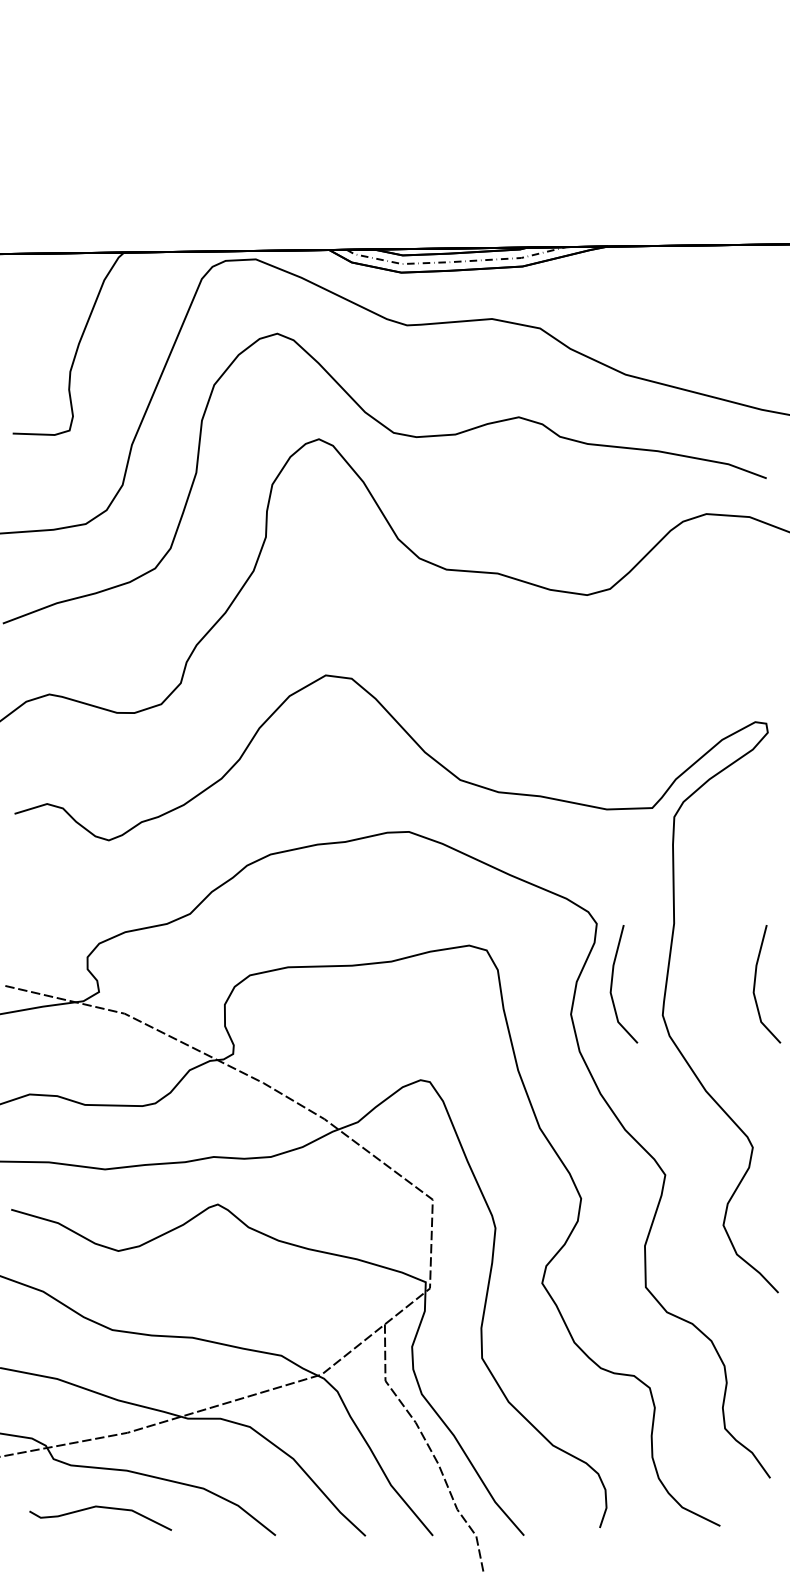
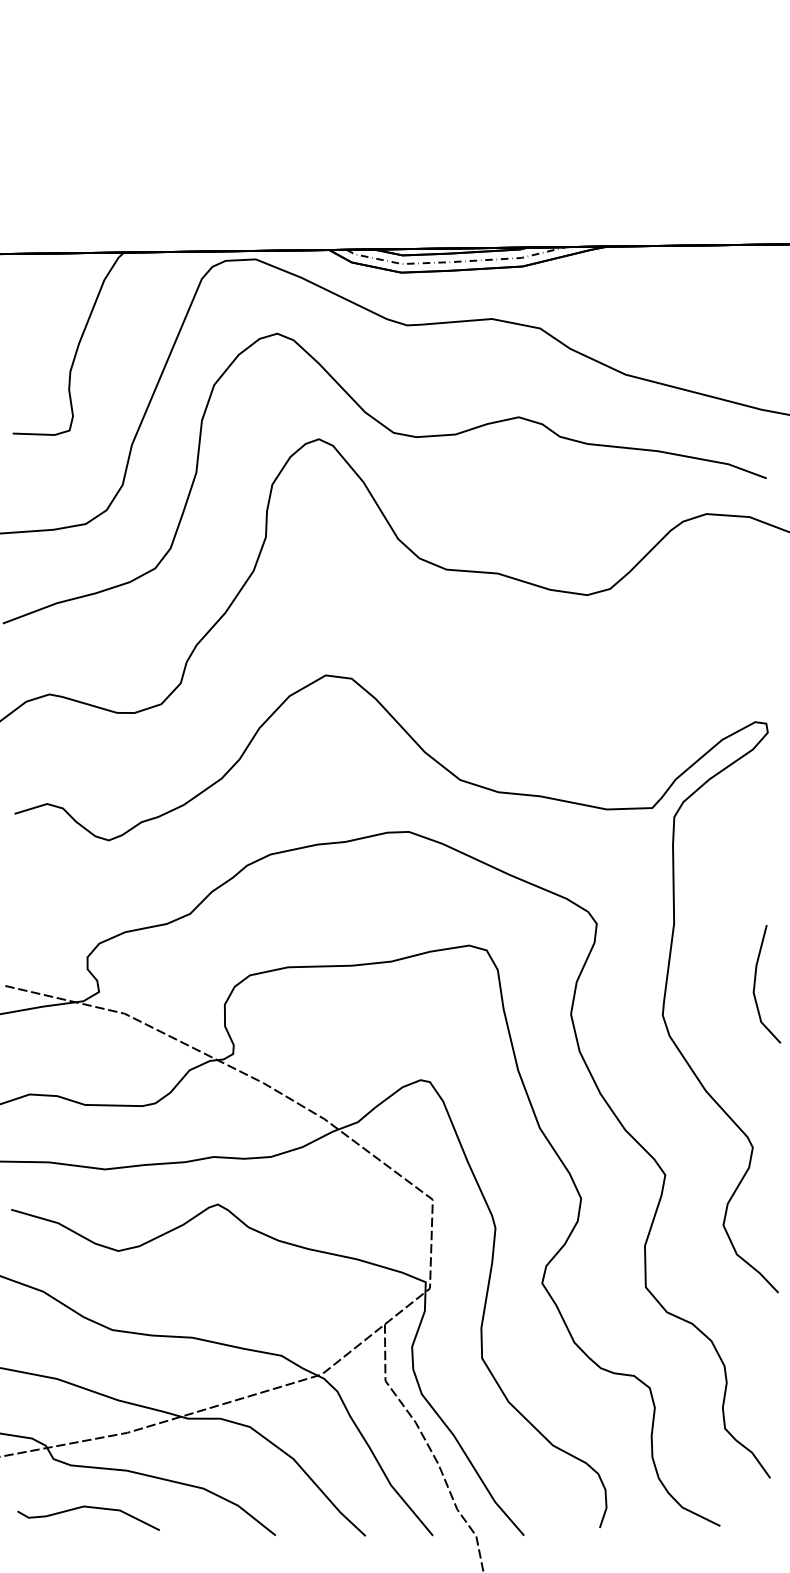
line: present -> none (612, 984)
curve position: (102, 1508) -> (90, 1508) (90, 1508)
